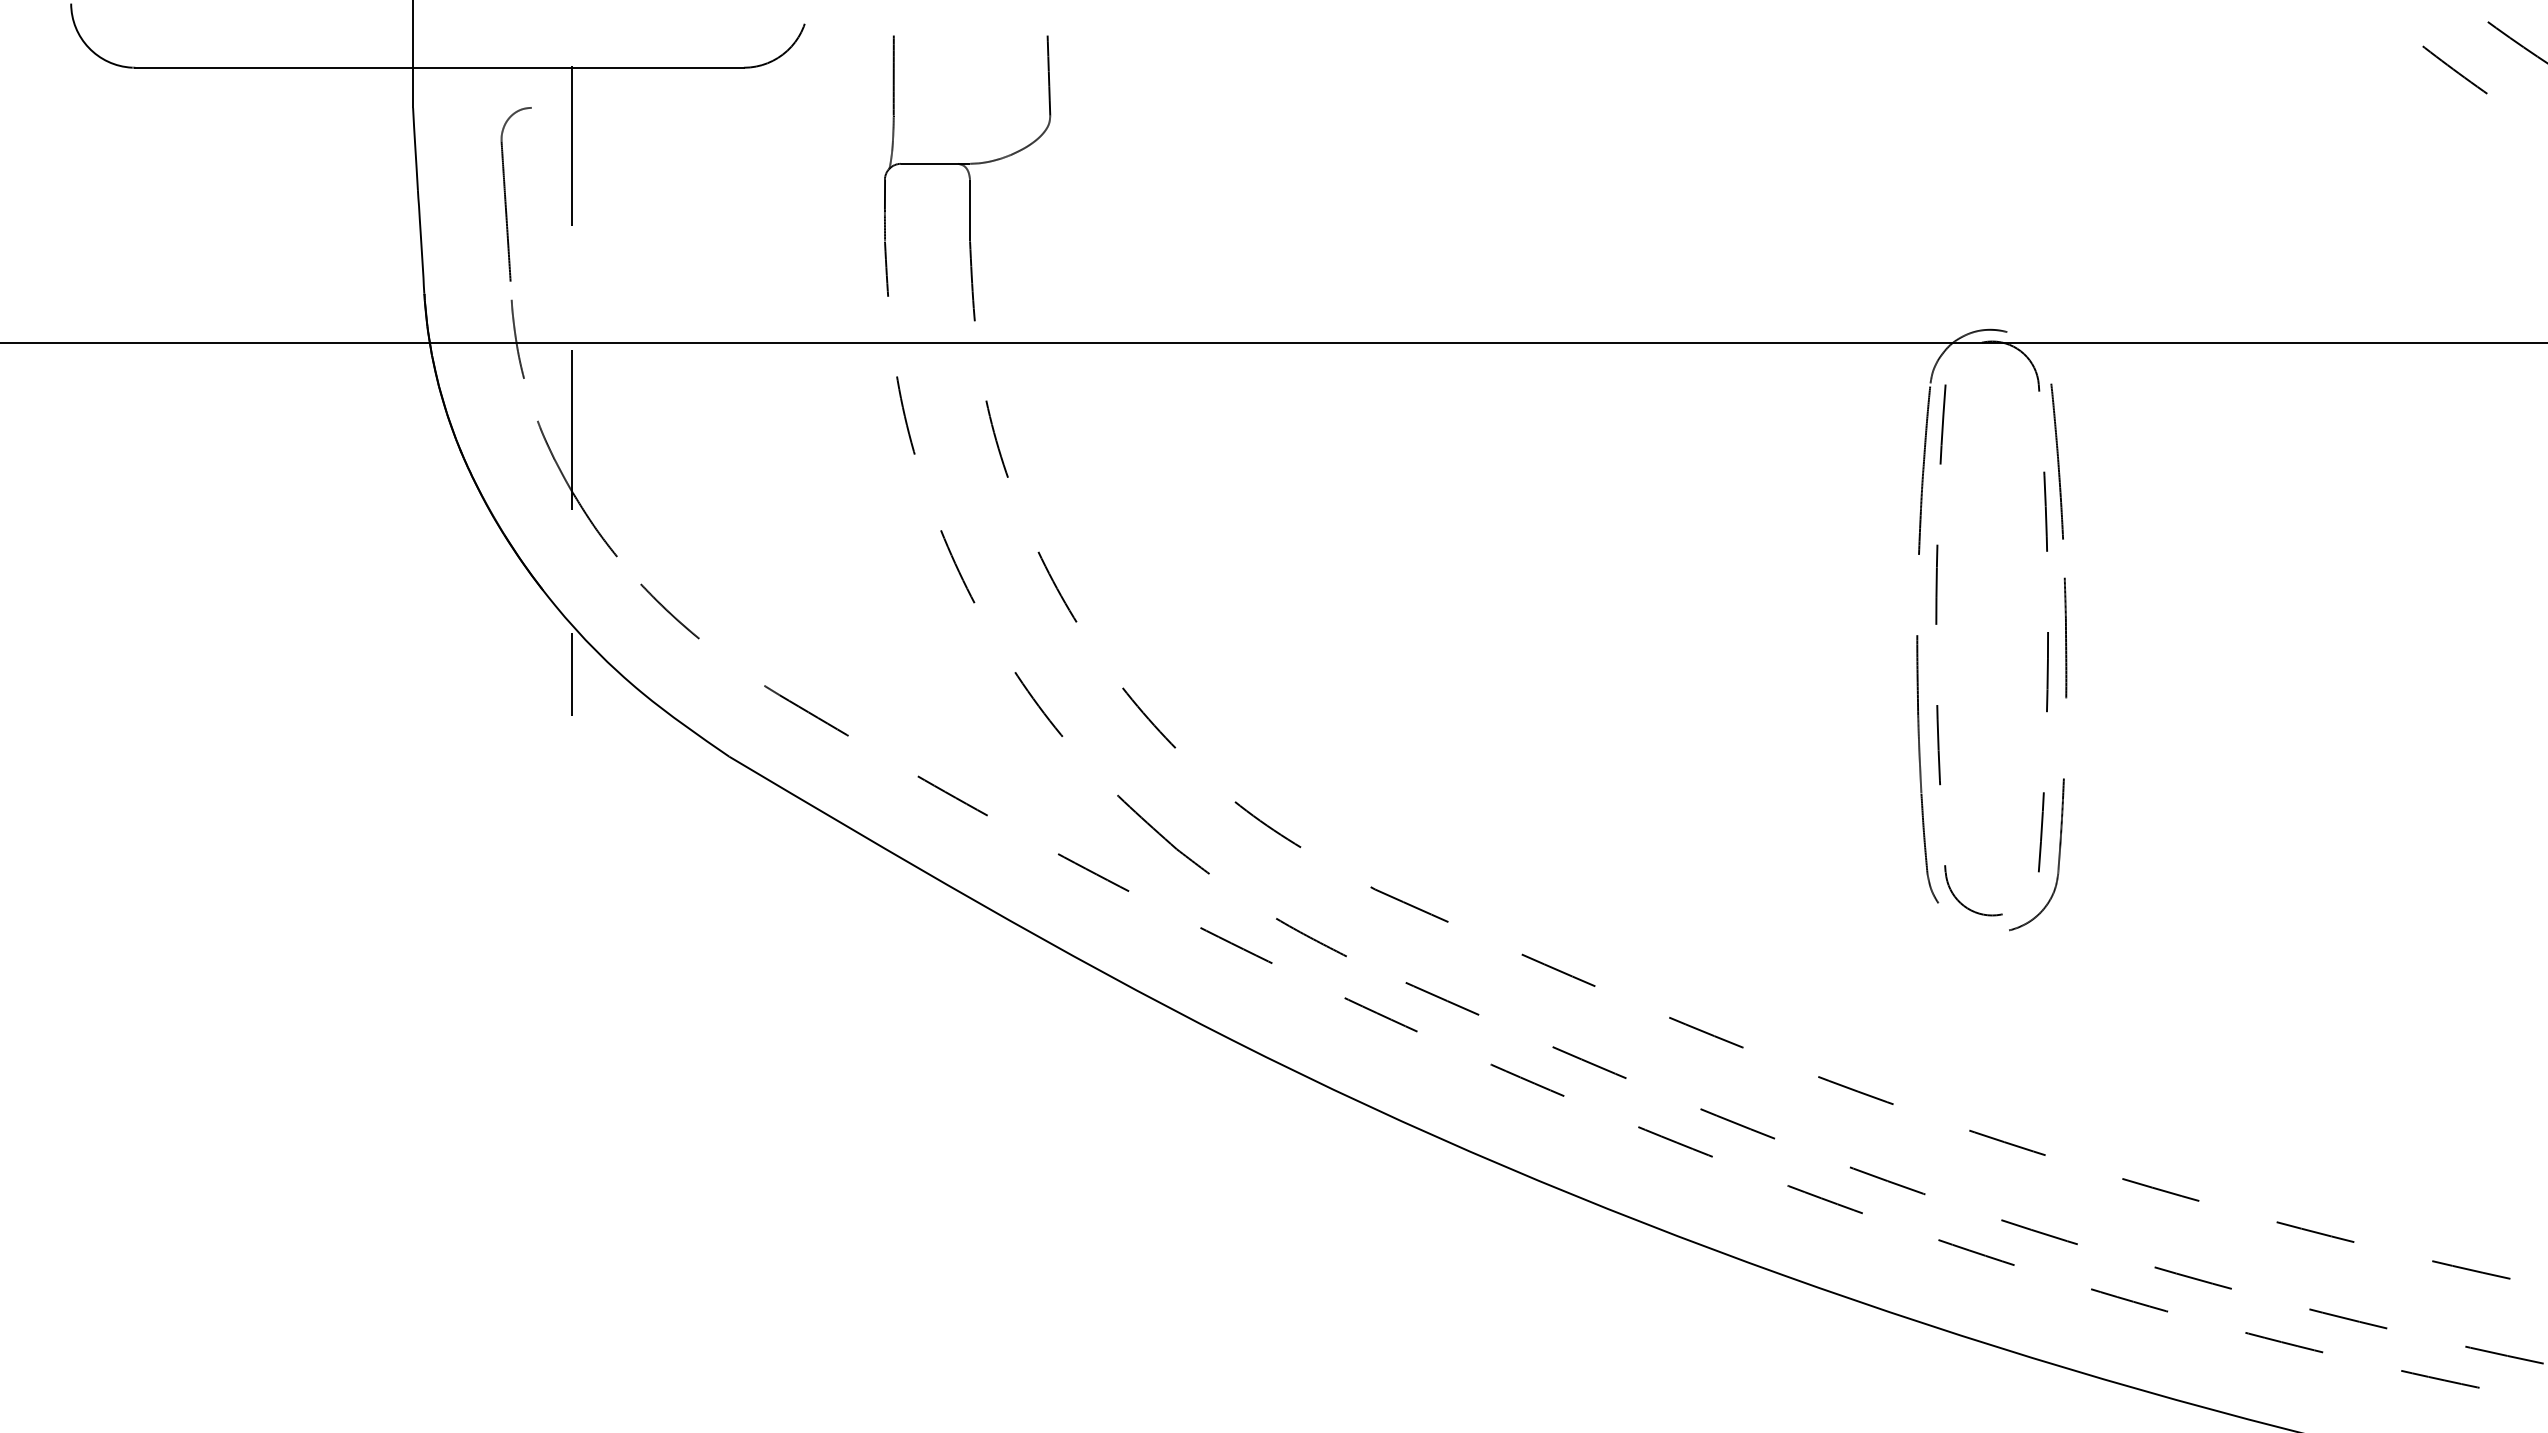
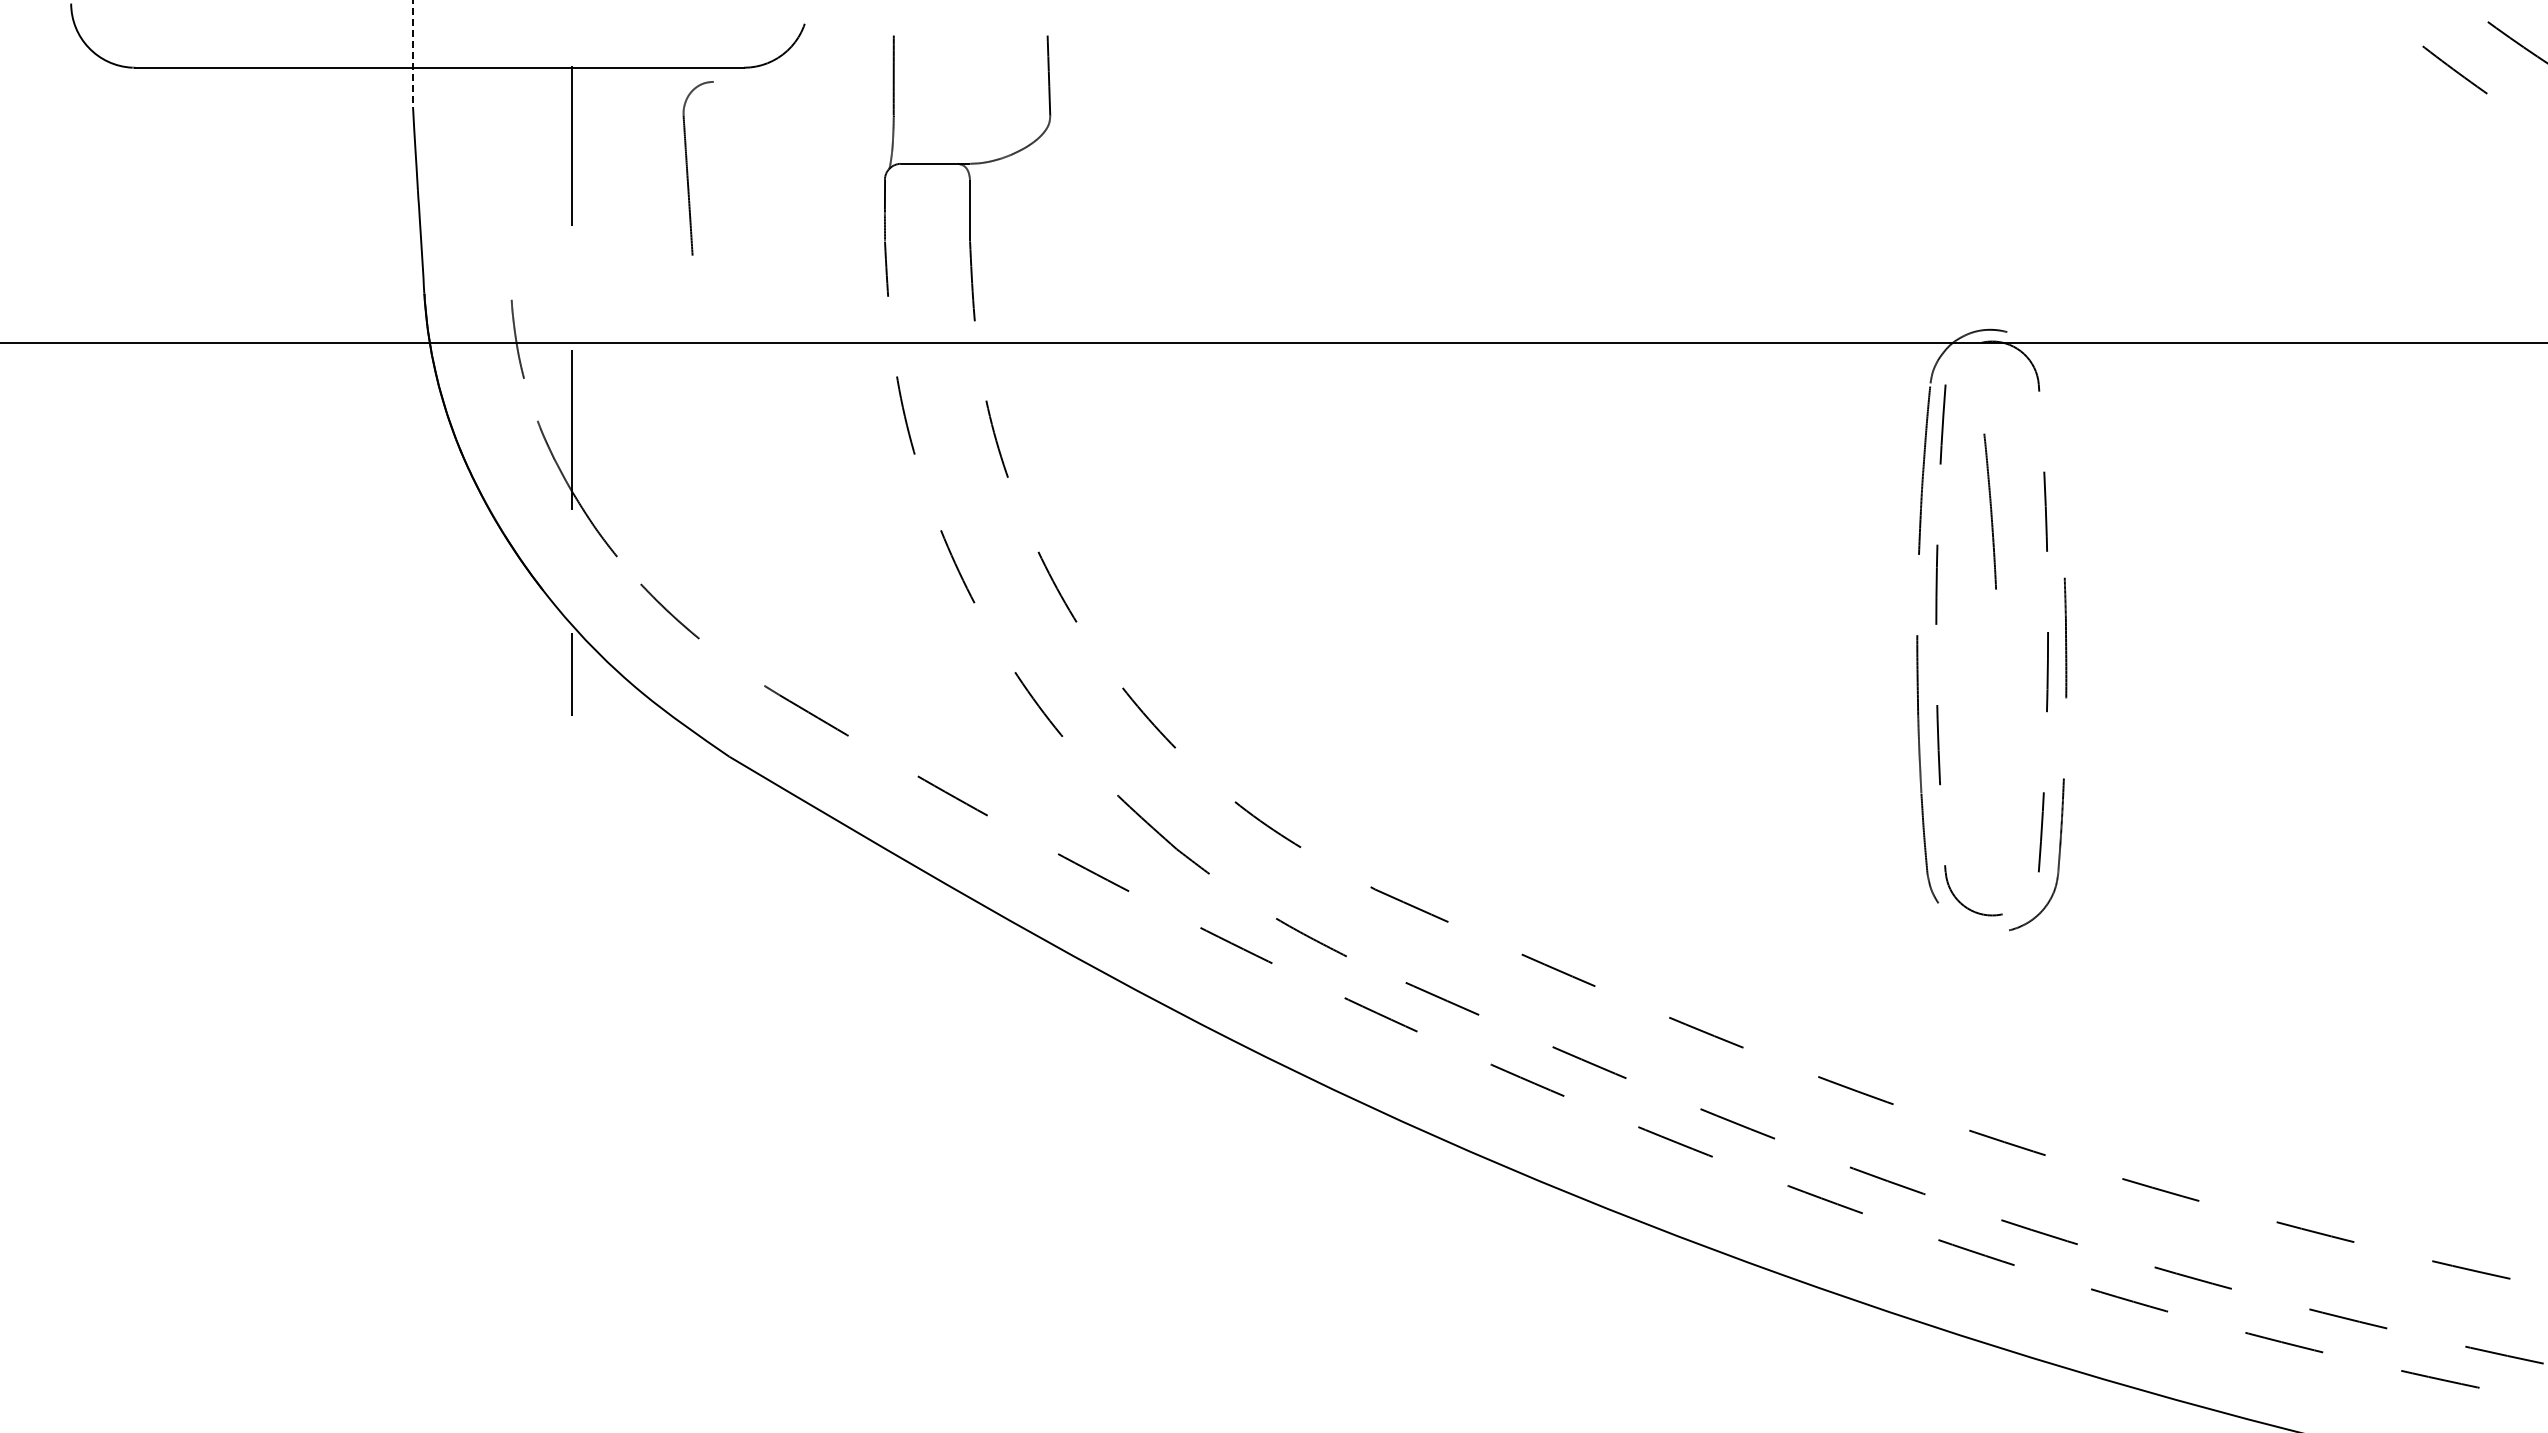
line: solid -> dashed (413, 54)
part position: (506, 197) -> (688, 171) (688, 171)
part position: (2056, 461) -> (1989, 511) (1989, 511)
